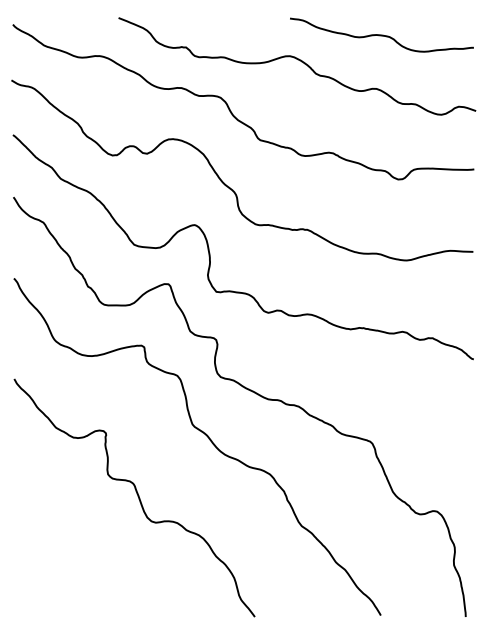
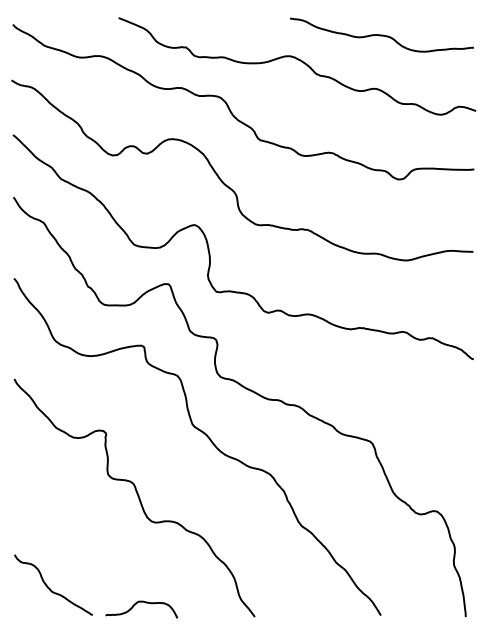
curve: none -> present (49, 587)
curve: none -> present (141, 602)
